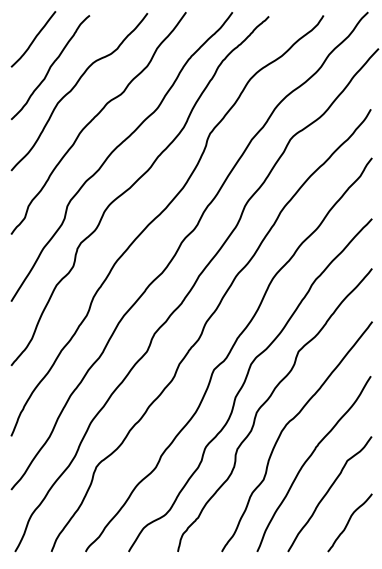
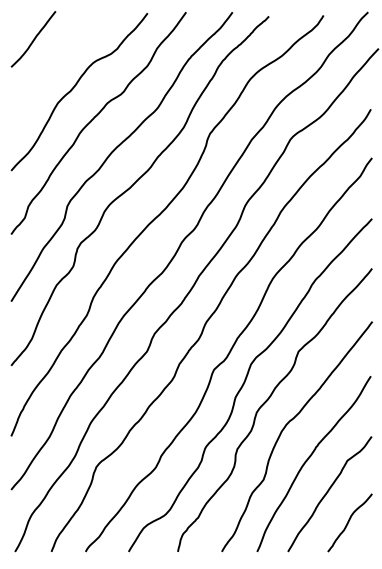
curve: present -> none (50, 67)
